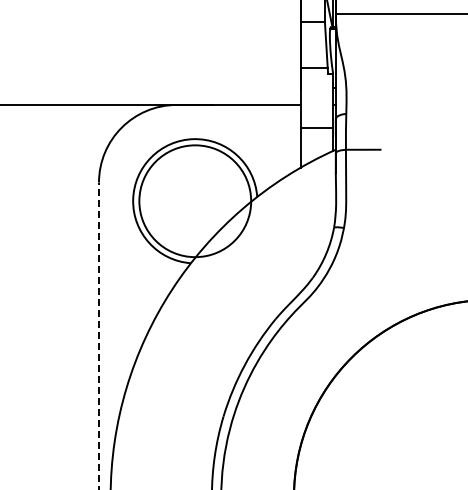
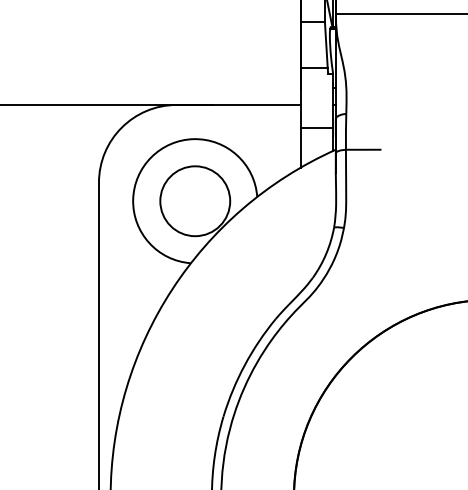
circle diameter: 112 px -> 70 px (195, 201)
line: dashed -> solid (98, 335)
